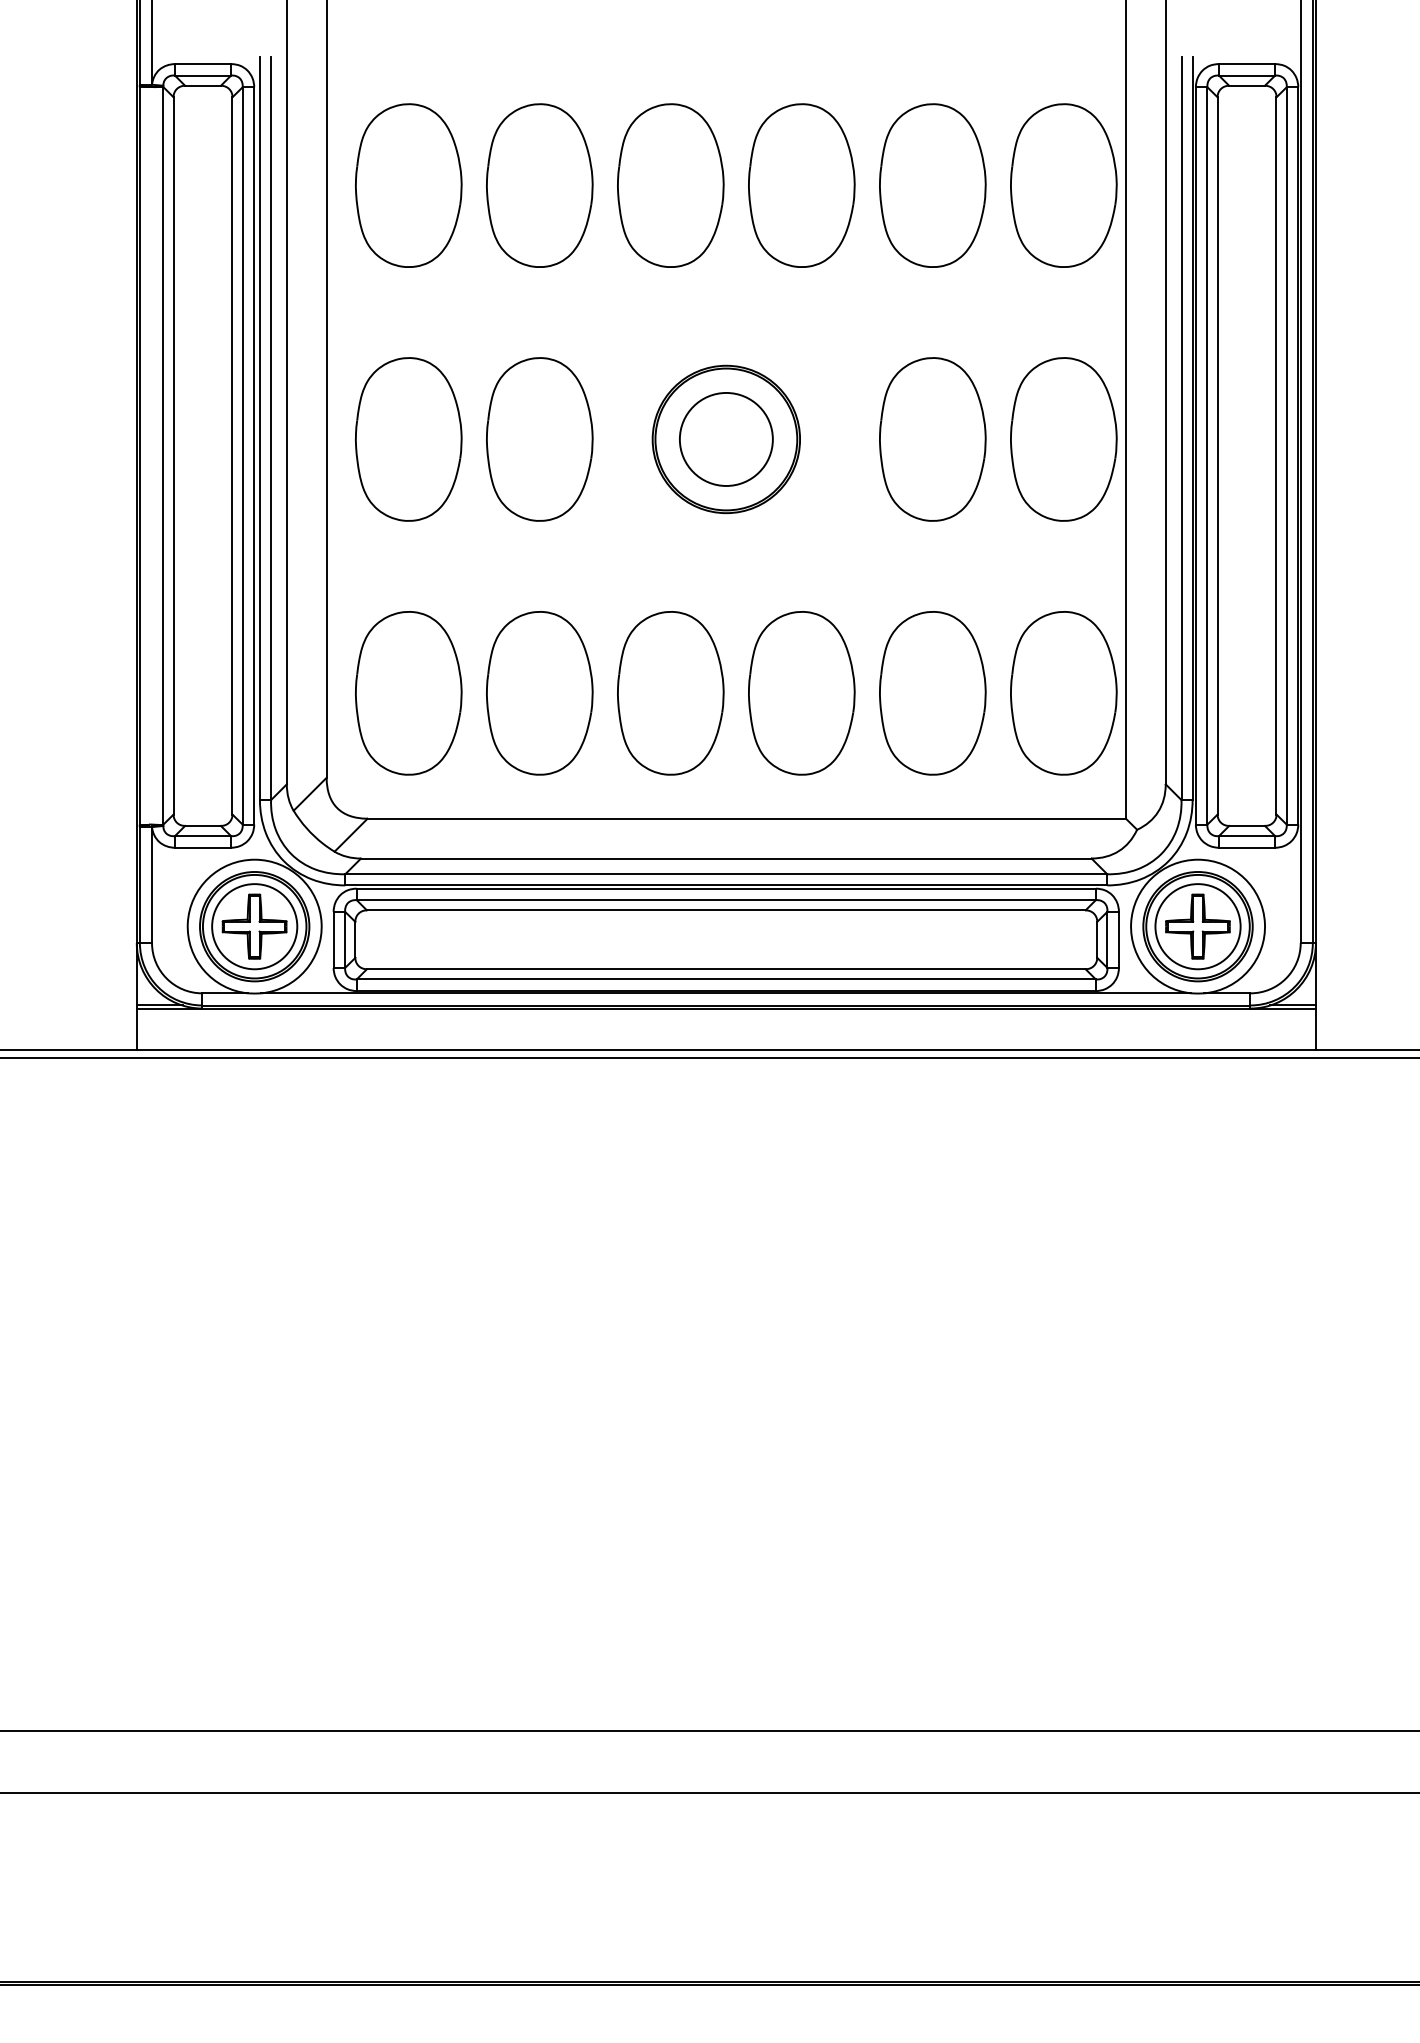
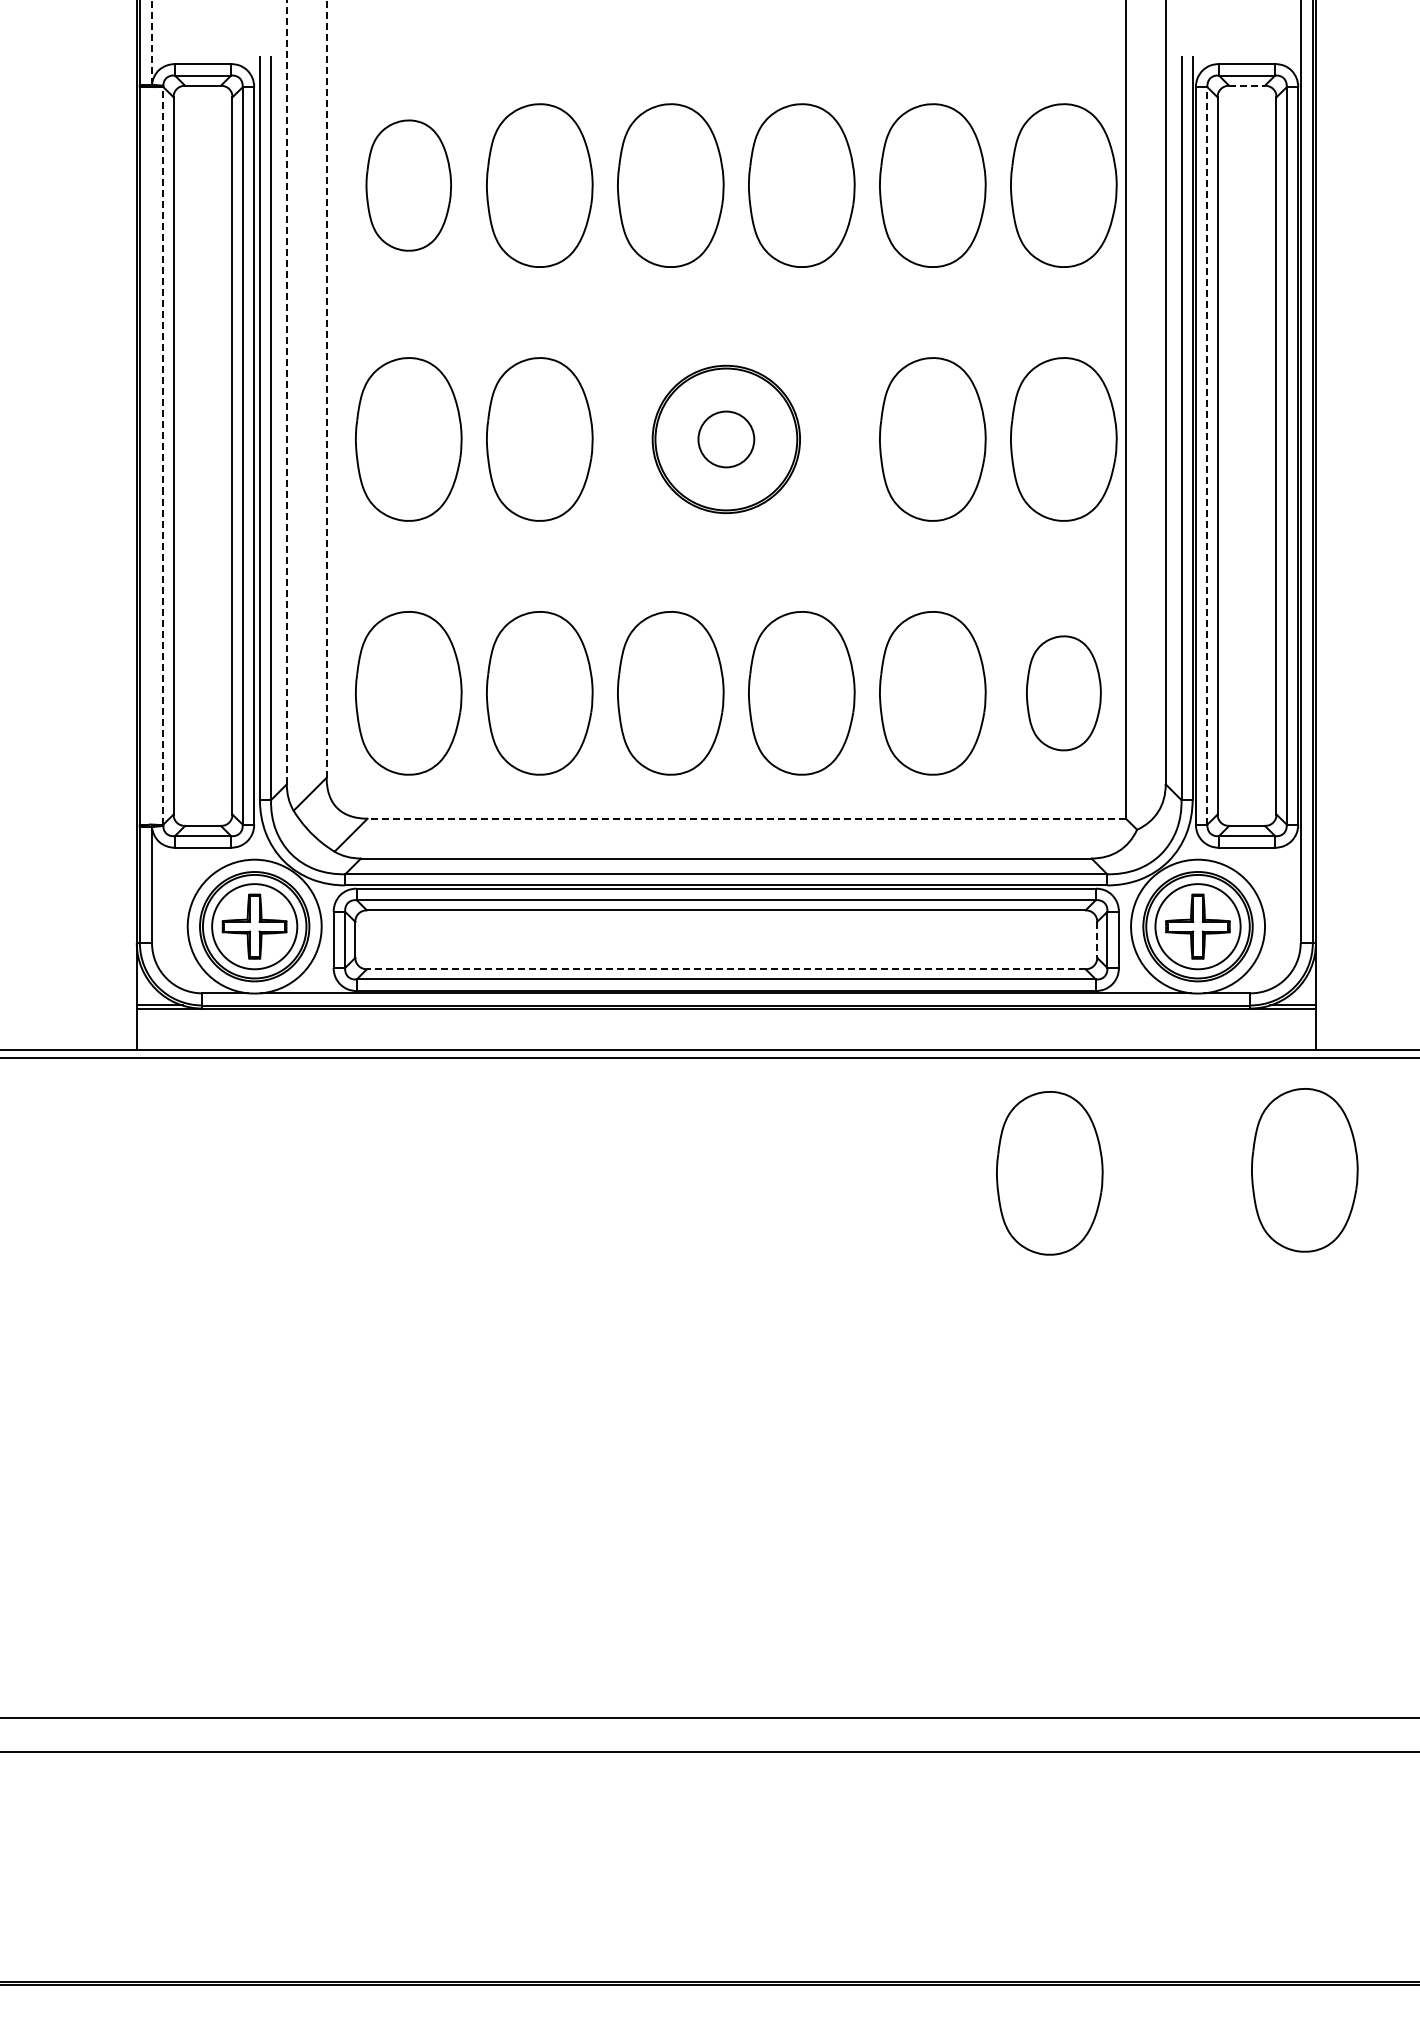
line: solid -> dashed (152, 41)
line: solid -> dashed (1247, 85)
part size: 108x165 px -> 87x133 px (408, 185)
line: solid -> dashed (326, 388)
line: solid -> dashed (286, 392)
circle diameter: 93 px -> 56 px (726, 439)
line: solid -> dashed (163, 455)
line: solid -> dashed (1207, 455)
part size: 108x165 px -> 76x117 px (1063, 693)
line: solid -> dashed (746, 818)
line: solid -> dashed (1097, 939)
line: solid -> dashed (725, 969)
part: none -> present (1304, 1170)
part: none -> present (1049, 1173)
line position: (709, 1730) -> (709, 1717) (709, 1717)
line position: (709, 1793) -> (709, 1752) (709, 1752)
